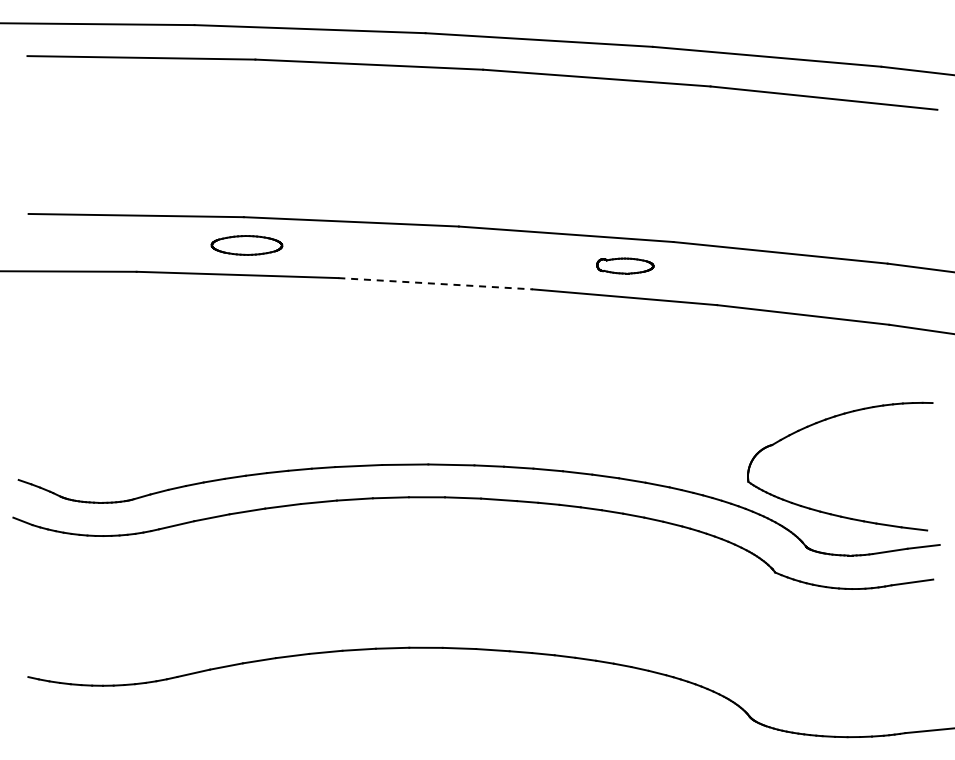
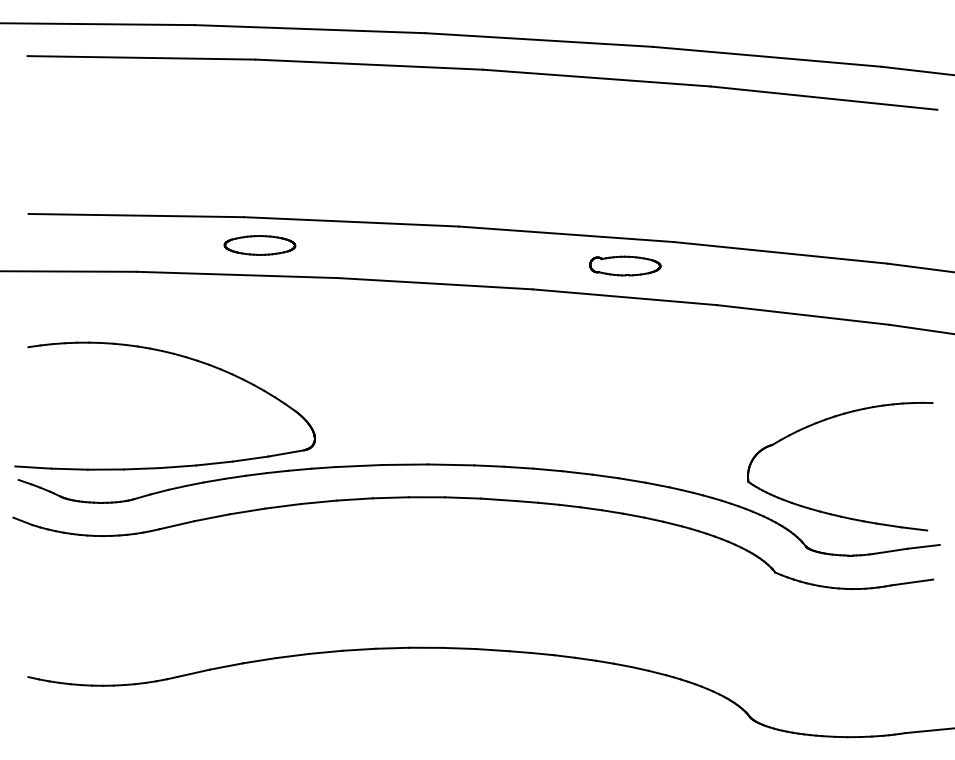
part position: (246, 245) -> (259, 245) (259, 245)
part size: 59x18 px -> 73x22 px (625, 265)
line: dashed -> solid (436, 283)
part: none -> present (175, 355)
